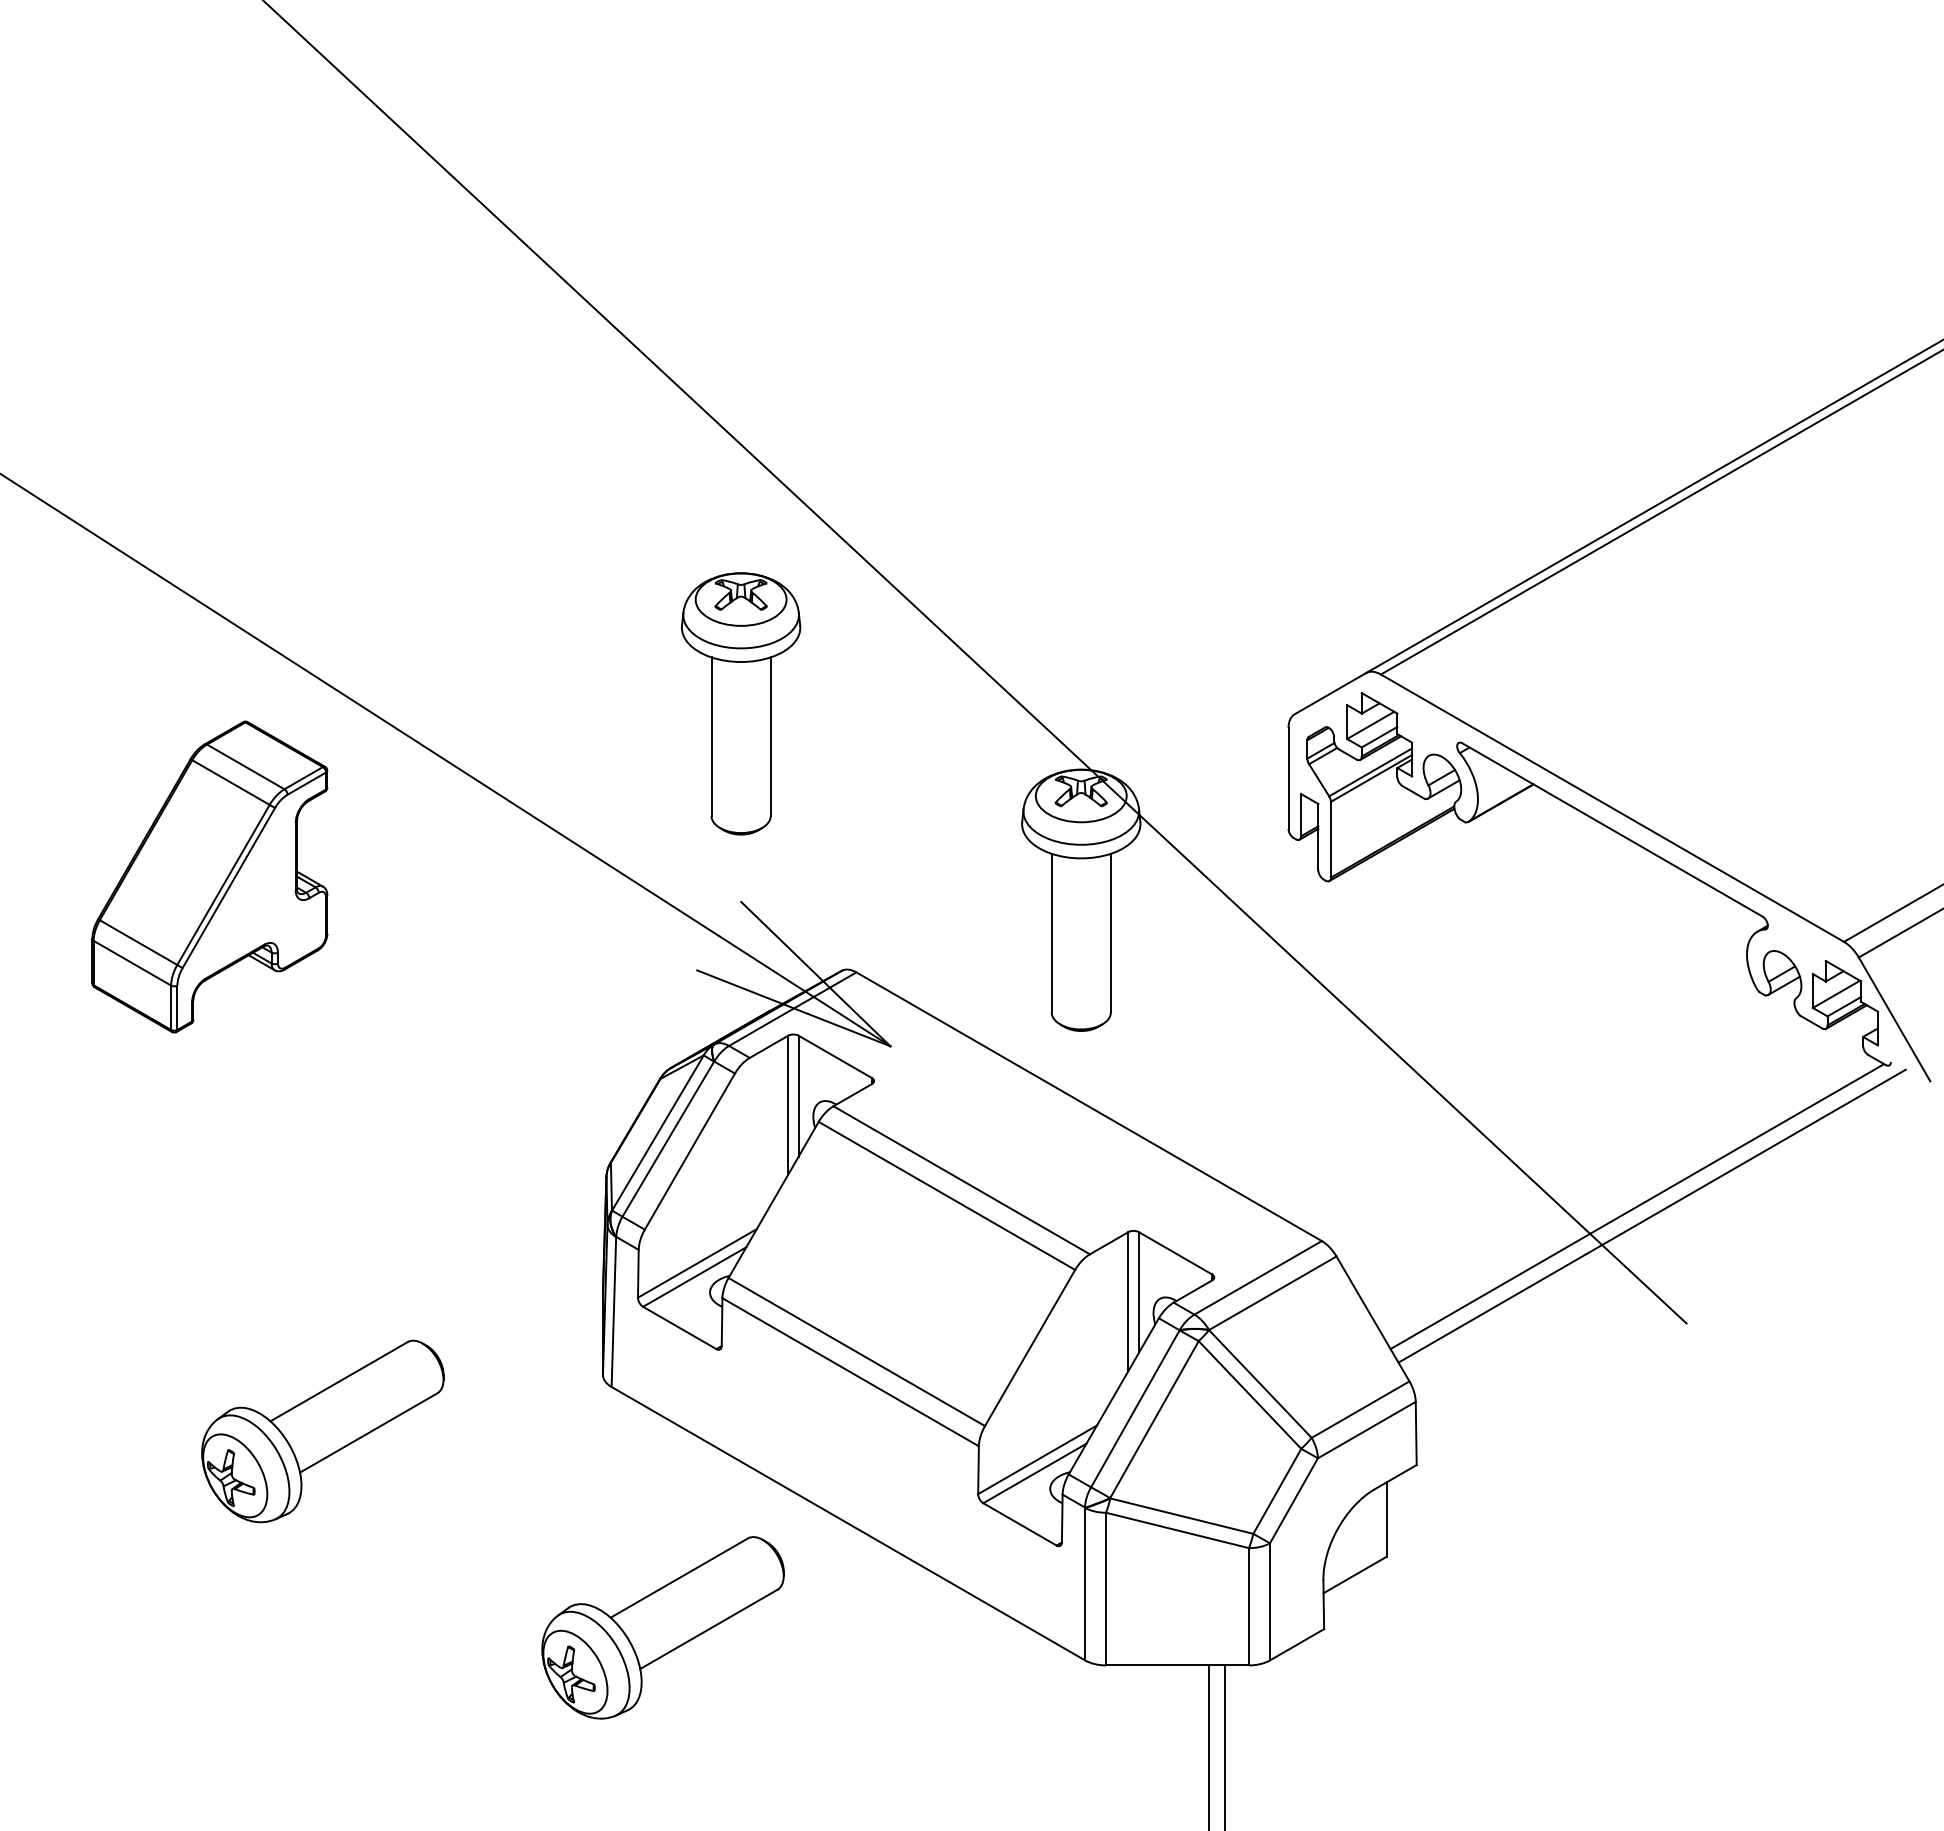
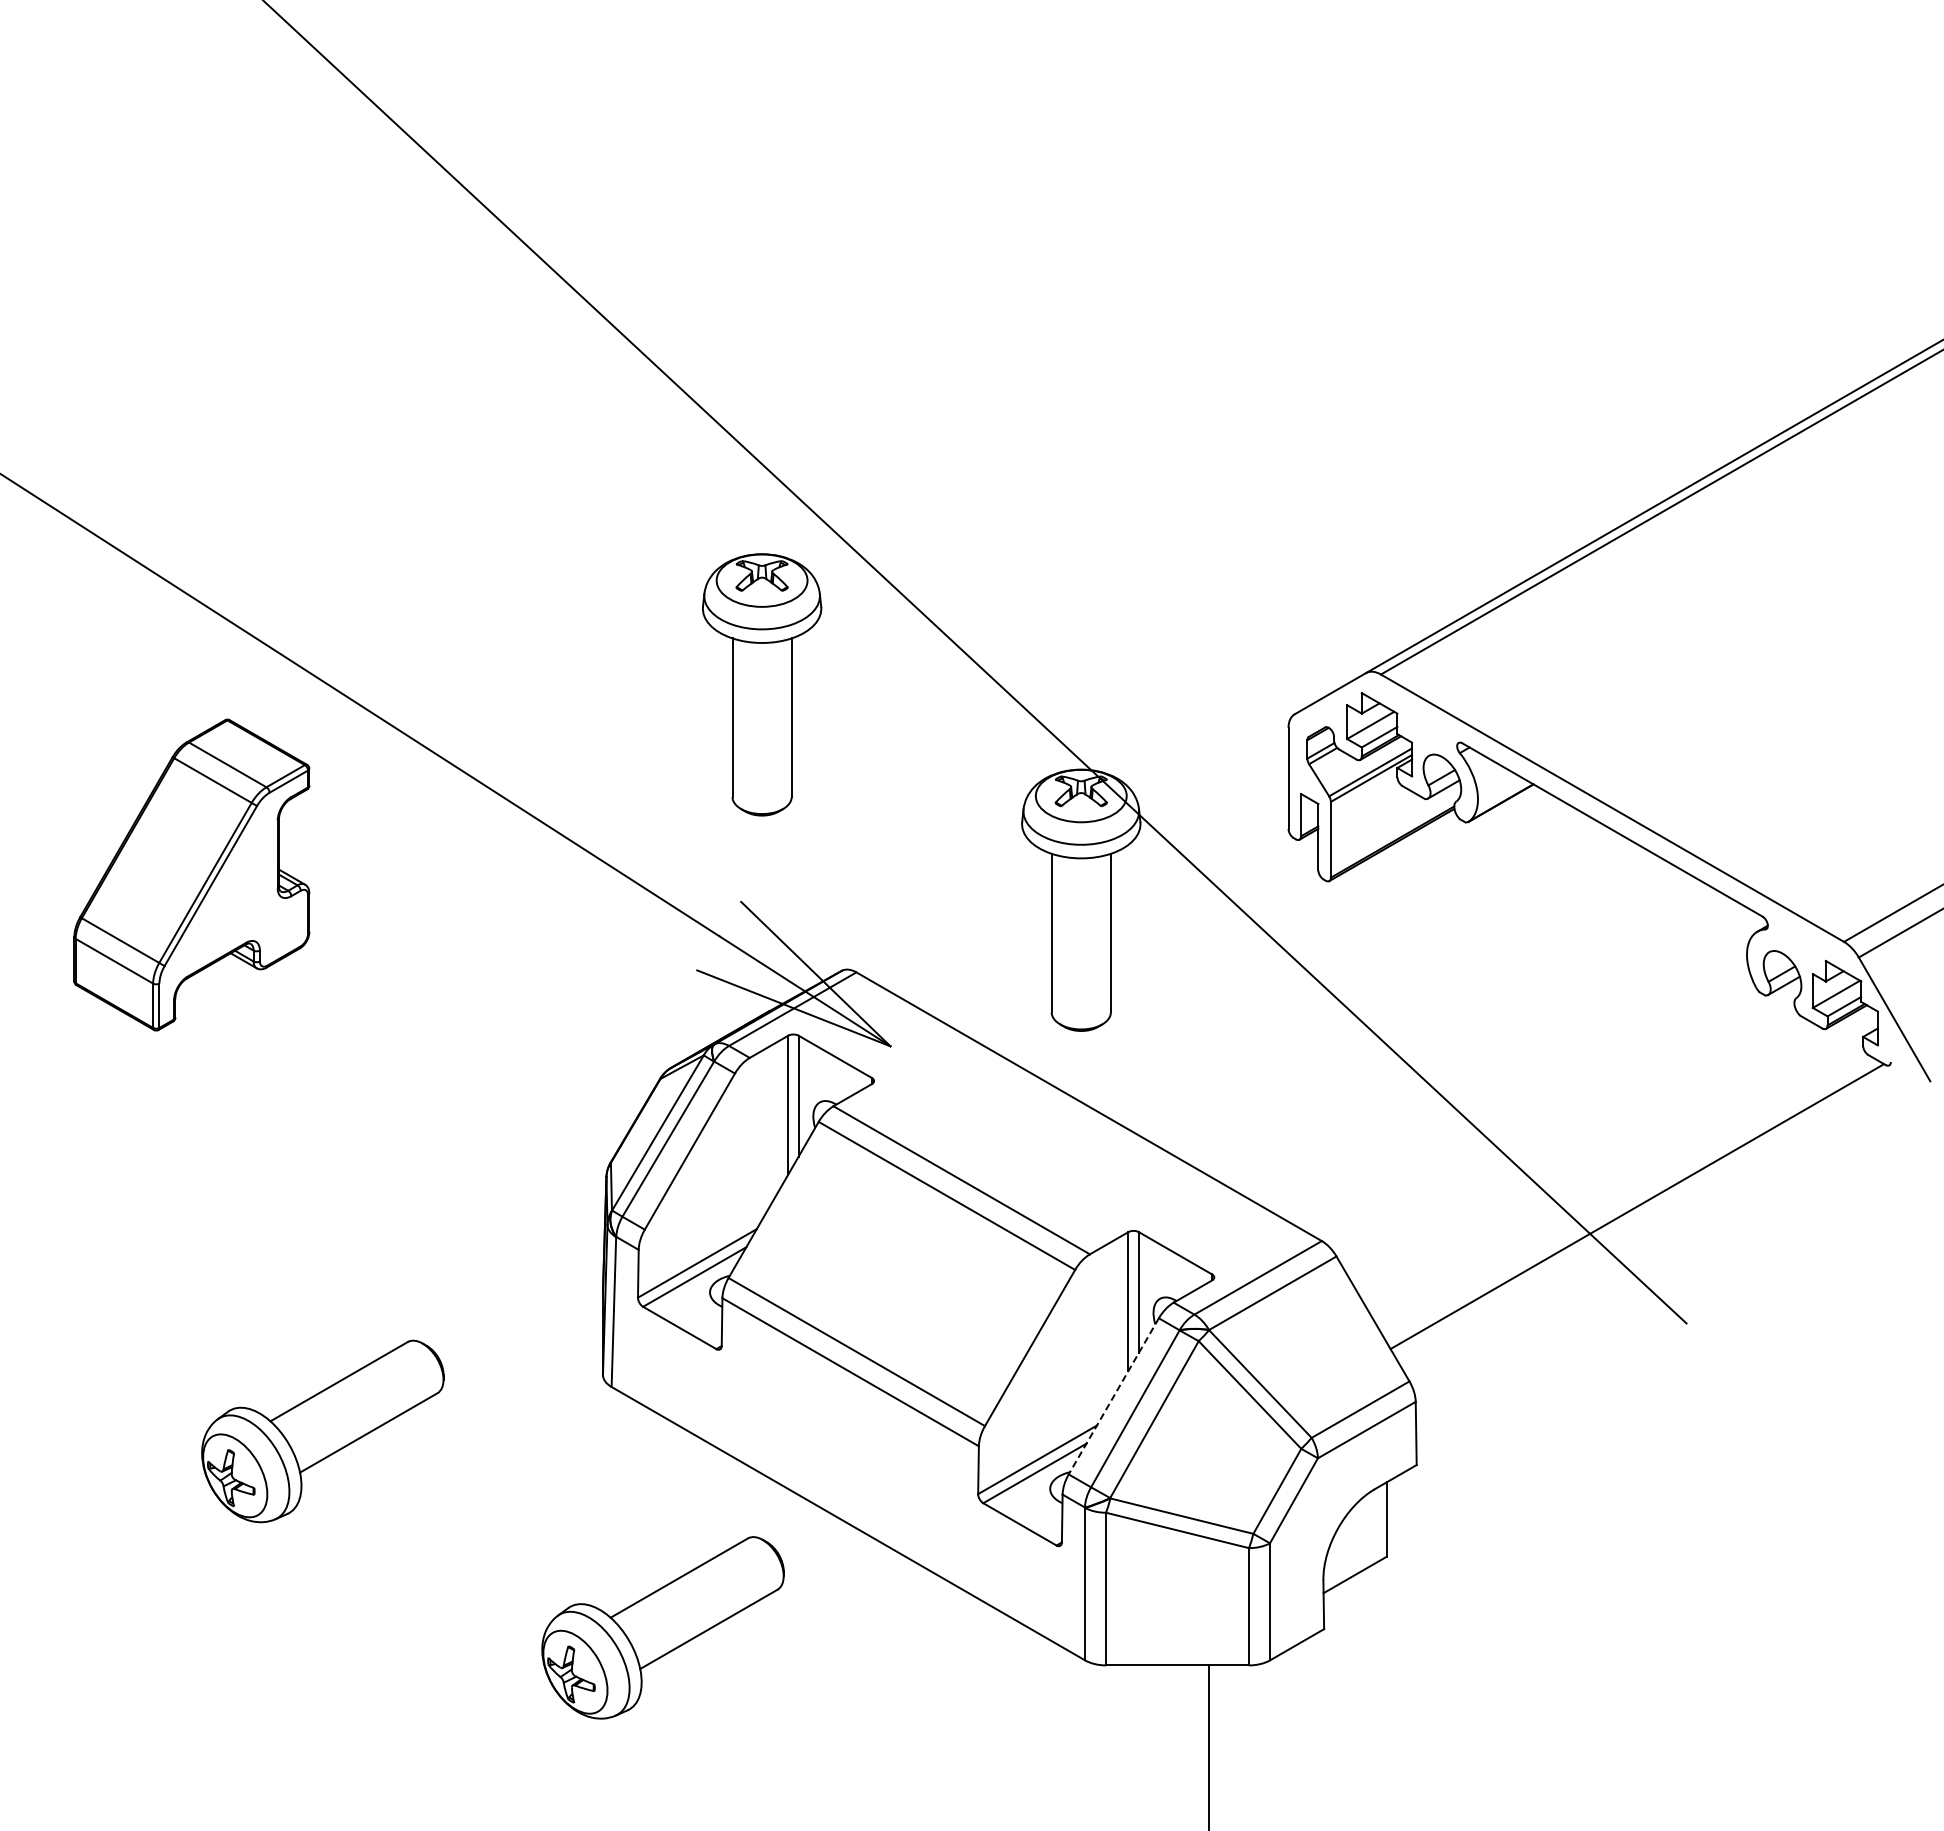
part position: (741, 703) -> (762, 684) (762, 684)
part position: (209, 876) -> (191, 874) (191, 874)
line: present -> none (1651, 1215)
line: solid -> dashed (1113, 1396)
line: present -> none (1224, 1746)
